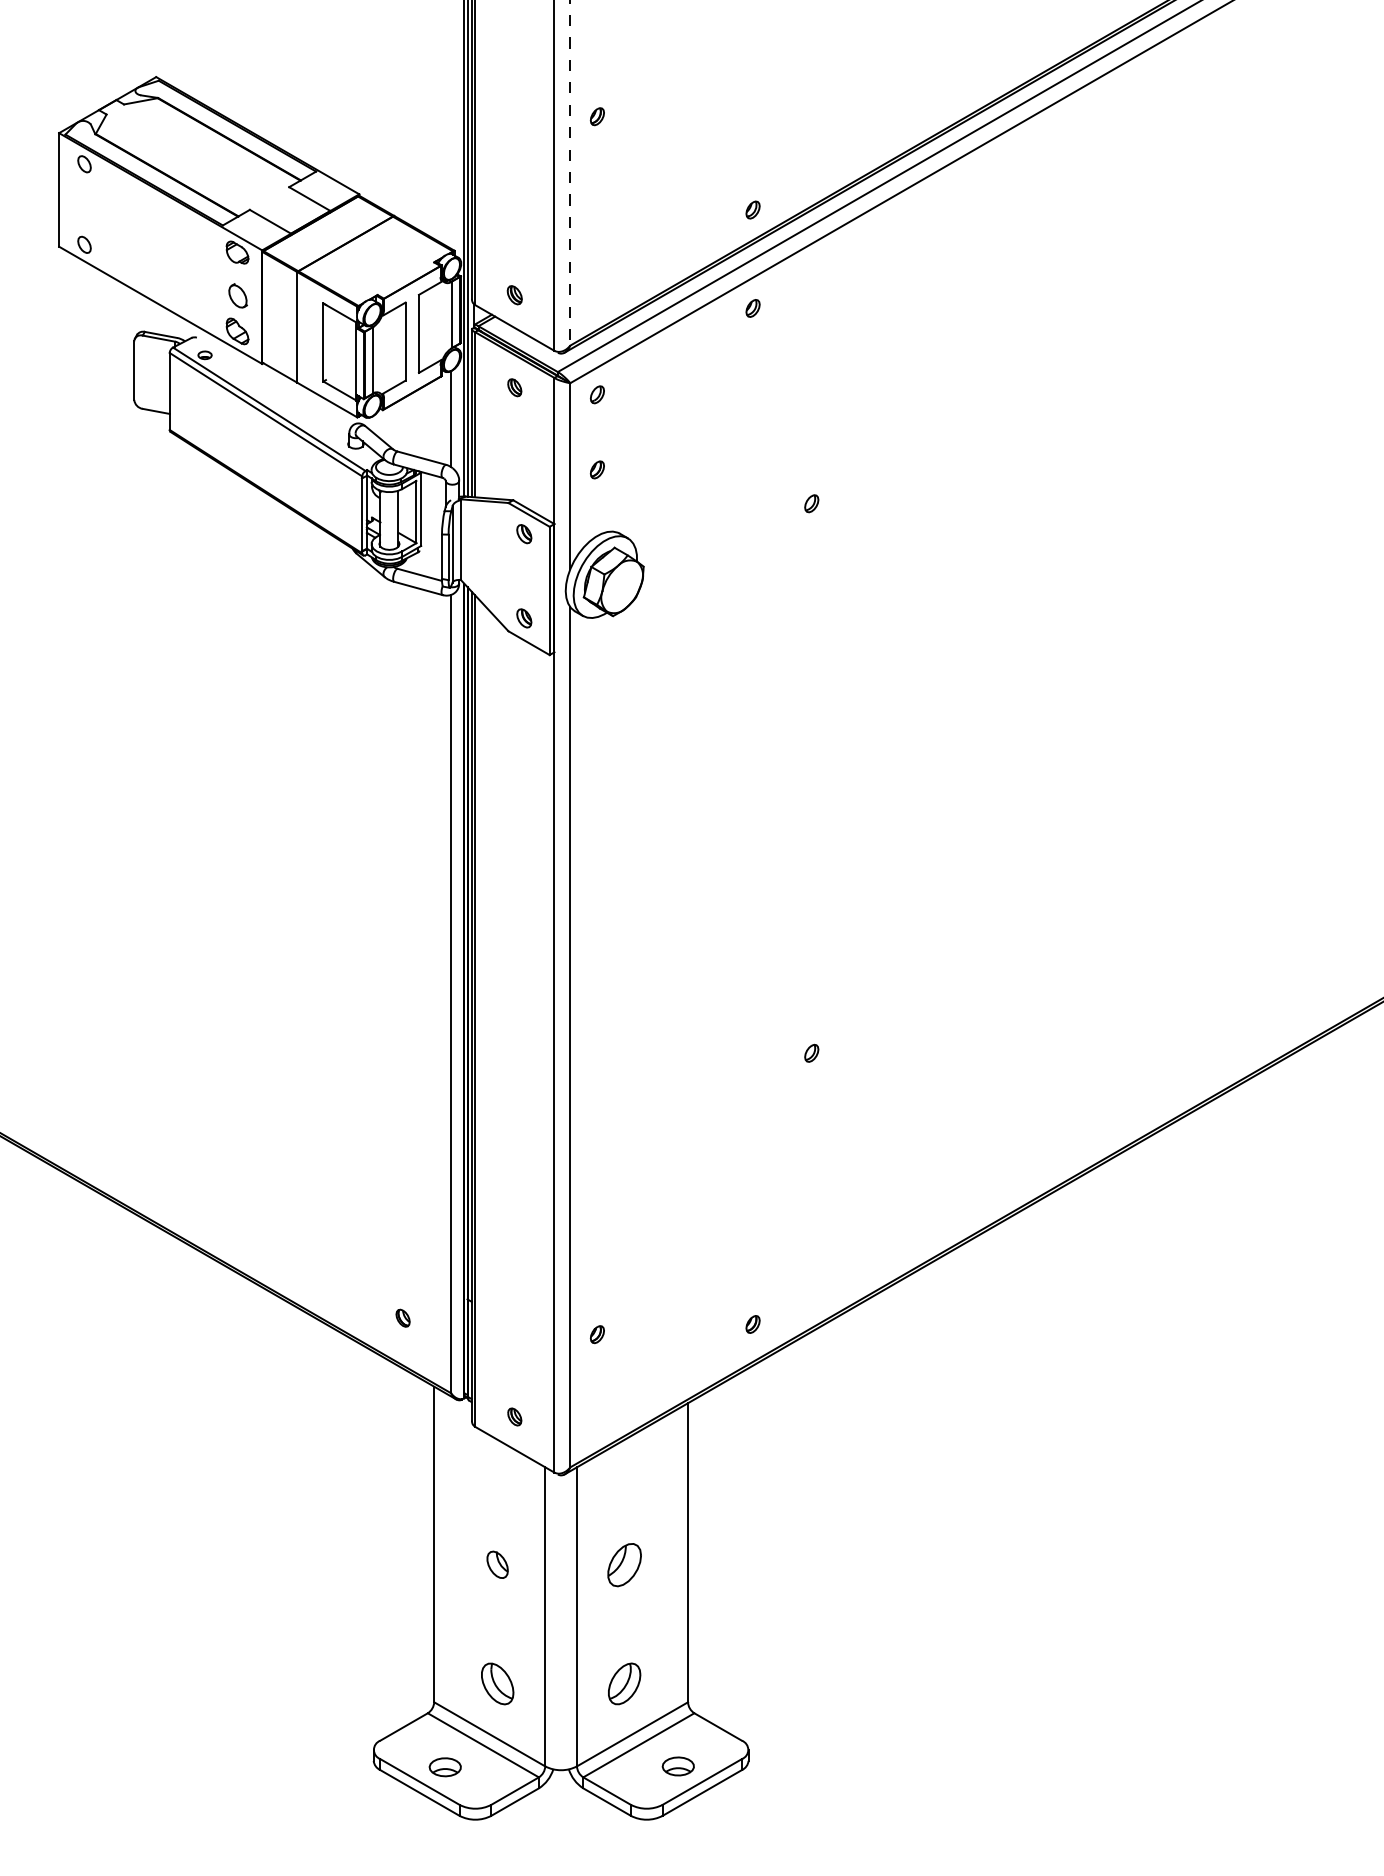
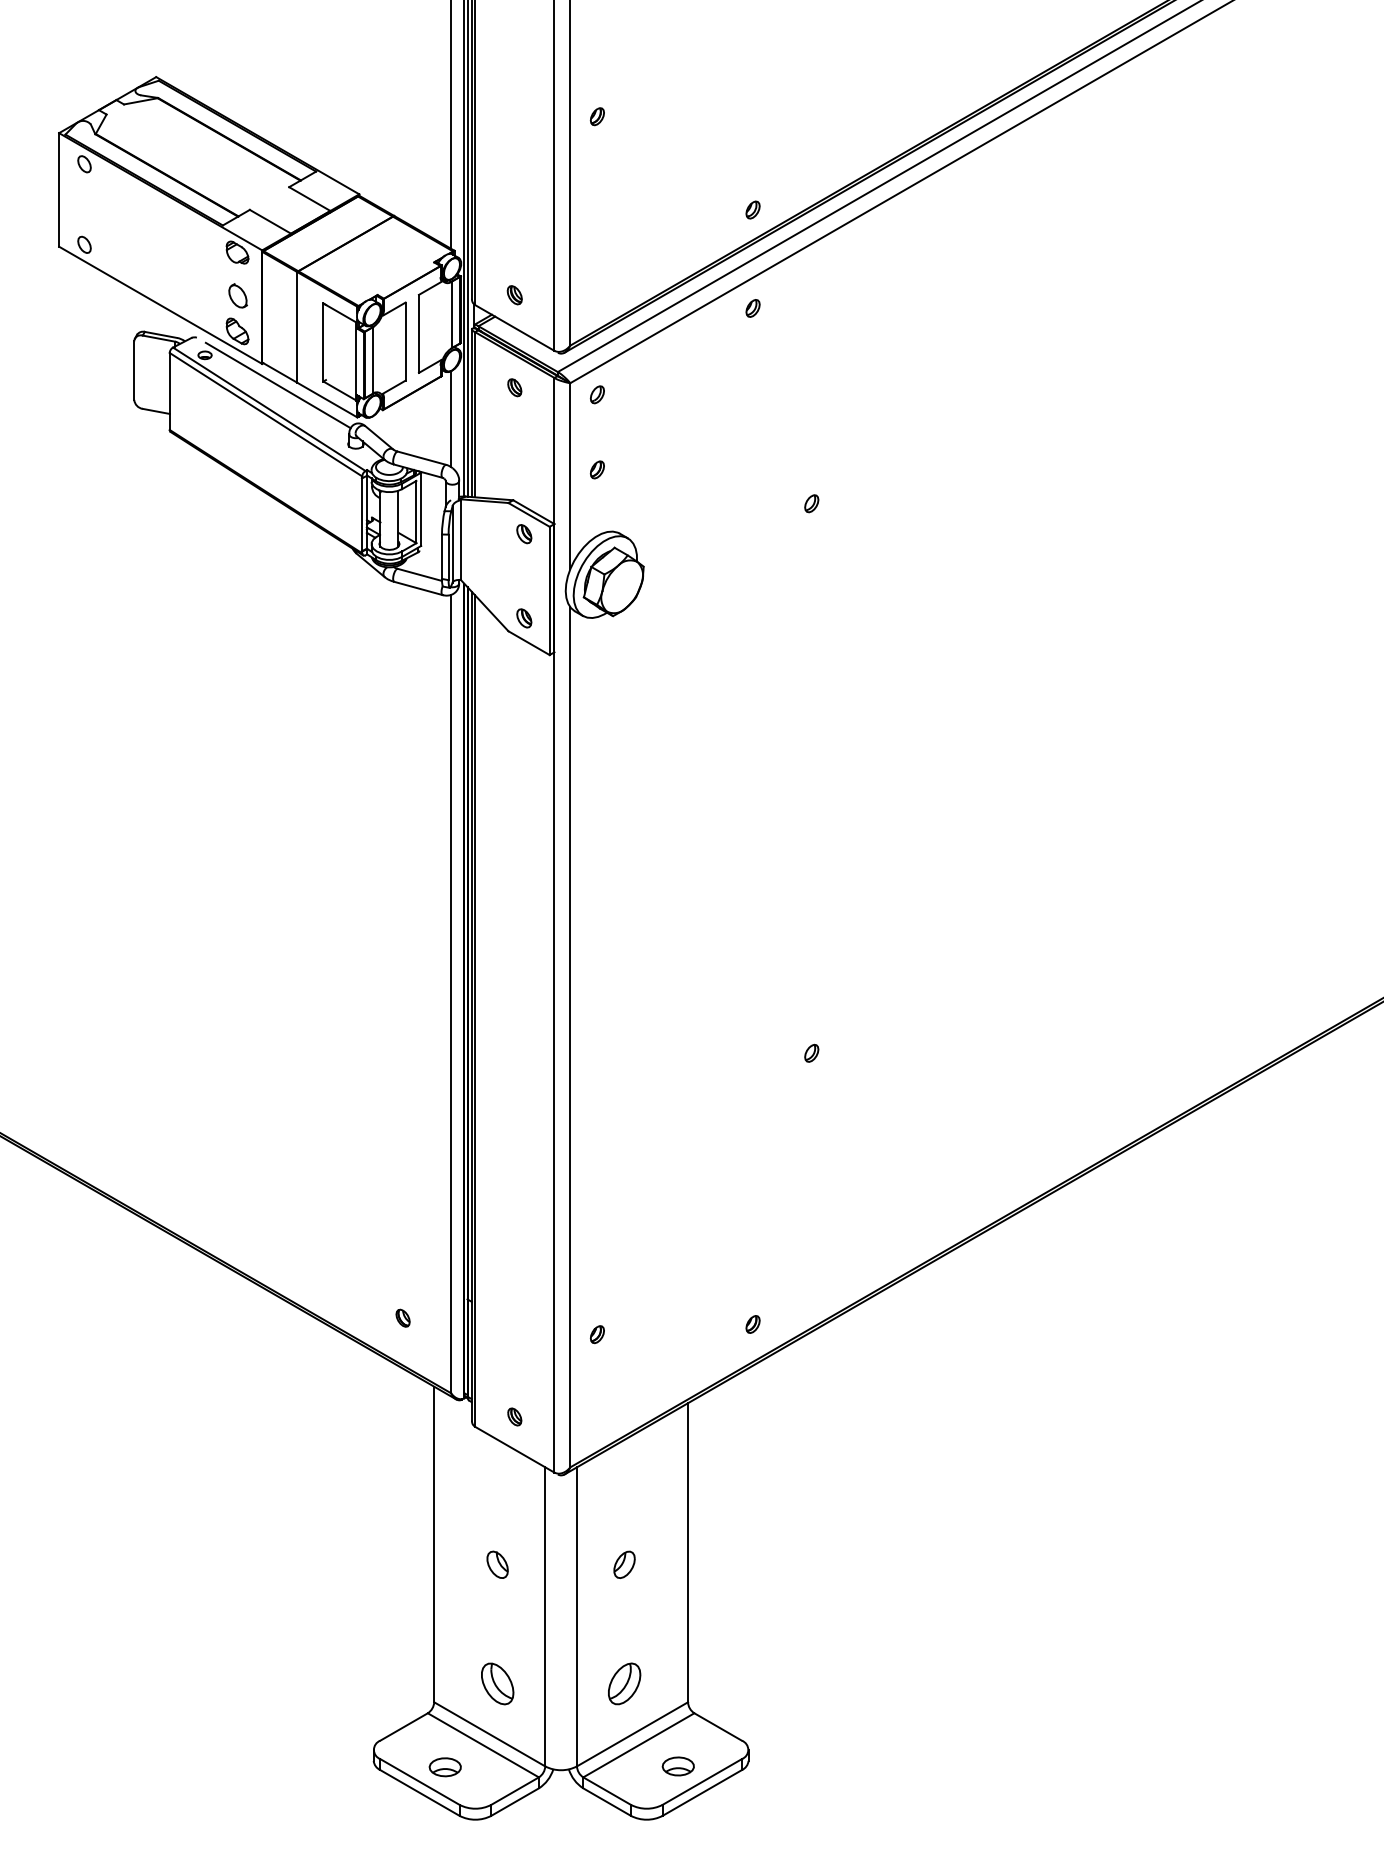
line: none -> present (451, 125)
line: dashed -> solid (570, 173)
line: none -> present (277, 385)
part size: 35x45 px -> 23x29 px (624, 1564)
